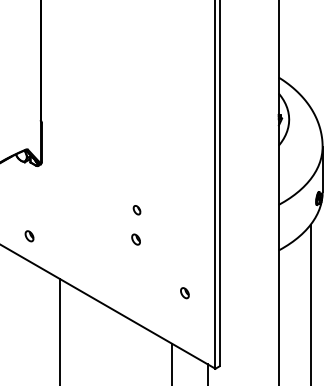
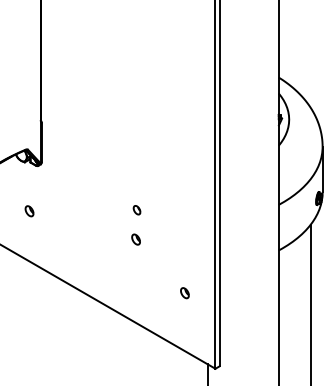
part position: (29, 236) -> (29, 211) (29, 211)
line: present -> none (60, 330)
line: present -> none (172, 362)
